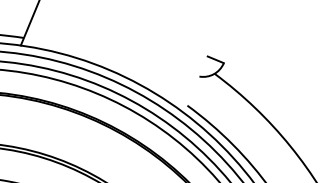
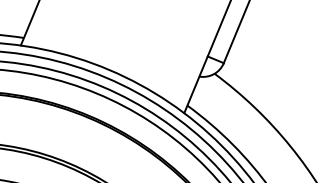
line: none -> present (236, 32)
line: none -> present (207, 57)
